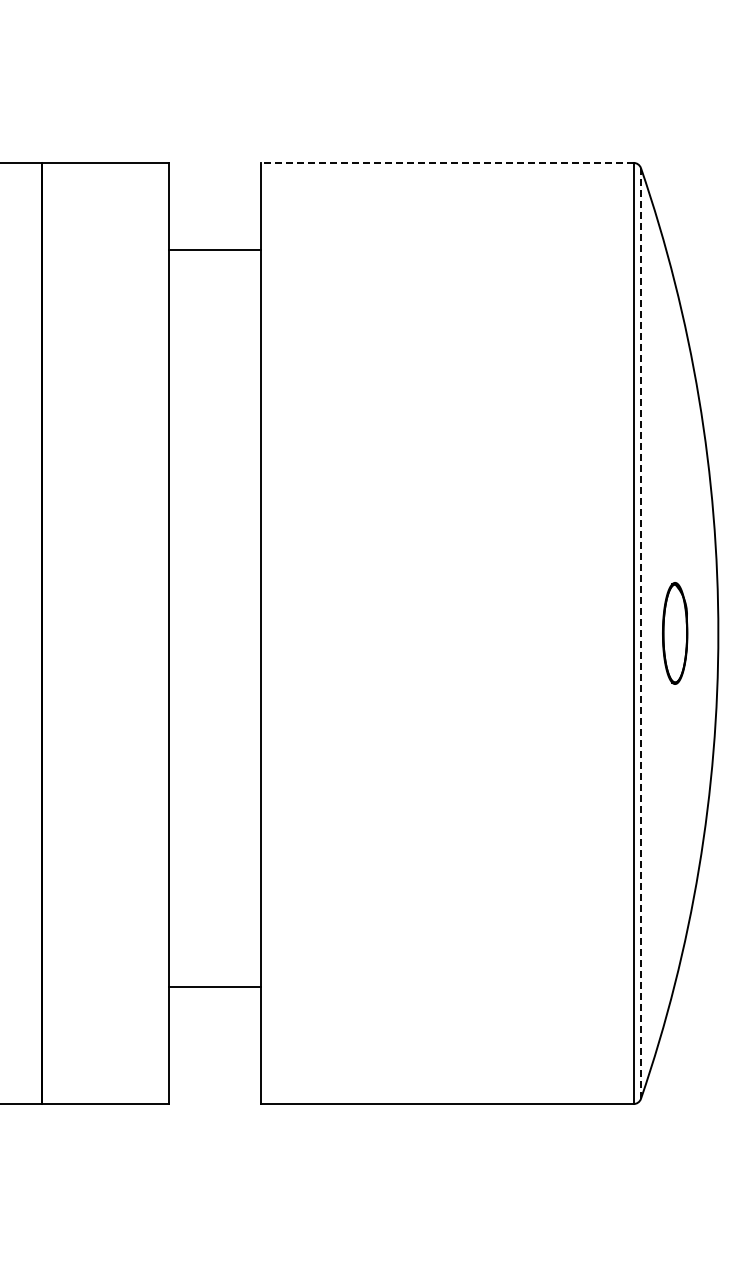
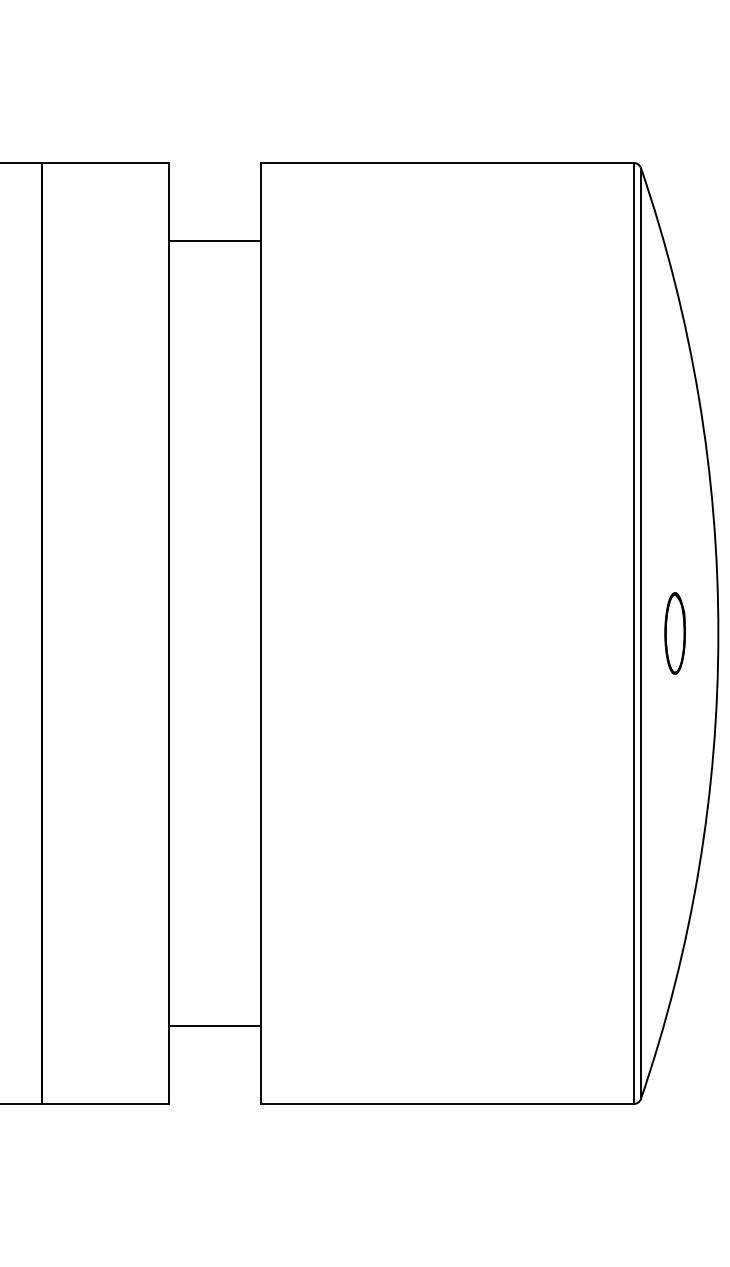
line: dashed -> solid (446, 162)
line position: (214, 250) -> (214, 241) (214, 241)
part size: 27x103 px -> 22x83 px (674, 633)
line: dashed -> solid (641, 634)
line position: (214, 986) -> (214, 1025) (214, 1025)
